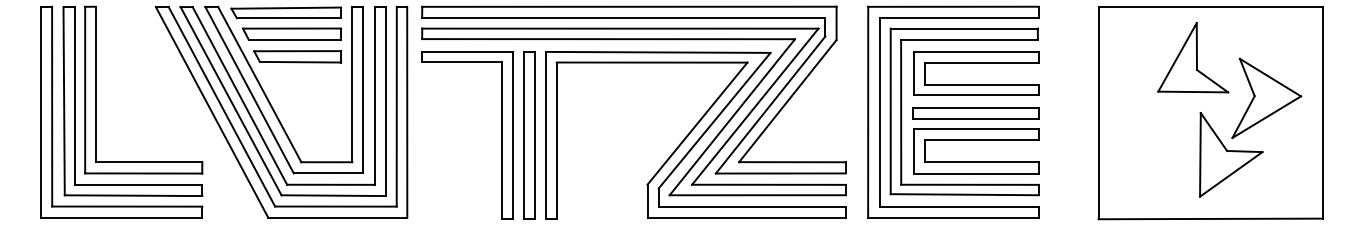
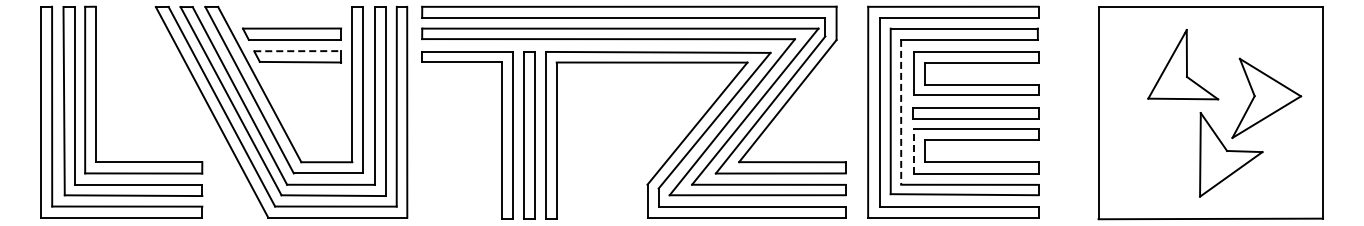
part: present -> none (285, 12)
line: solid -> dashed (298, 51)
part position: (1193, 57) -> (1183, 64) (1183, 64)
line: solid -> dashed (901, 112)
line: solid -> dashed (913, 150)
